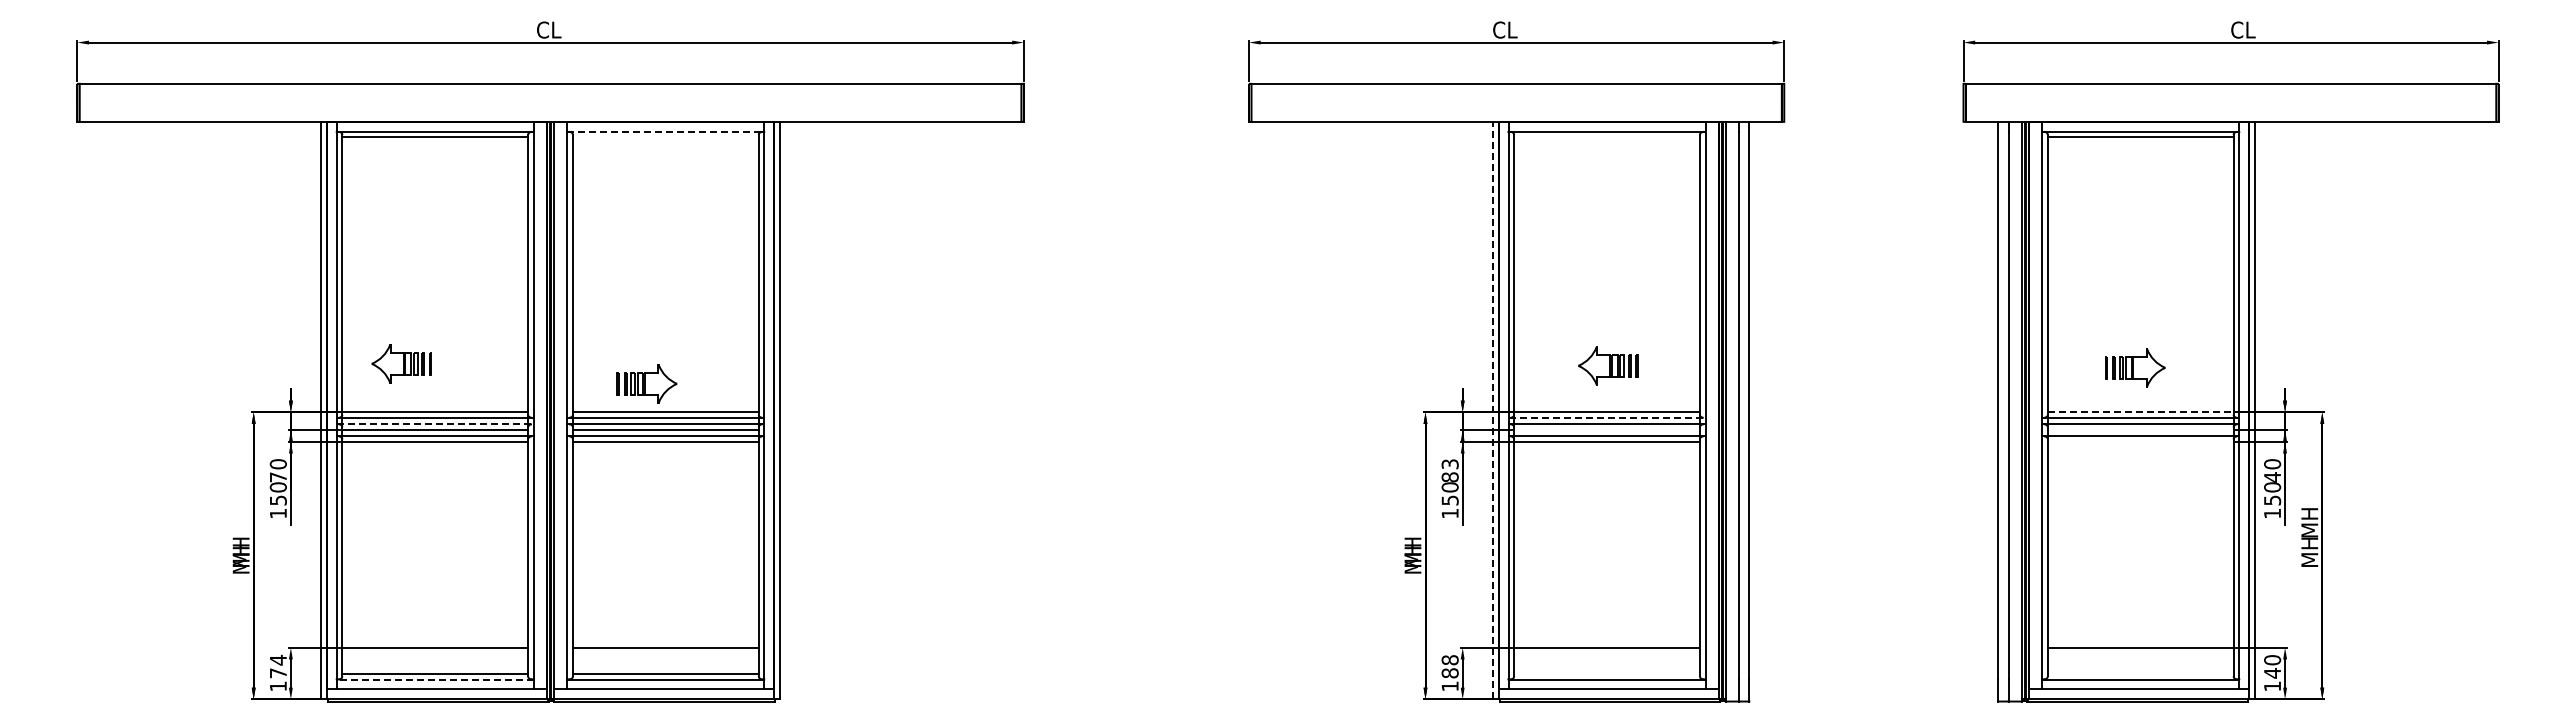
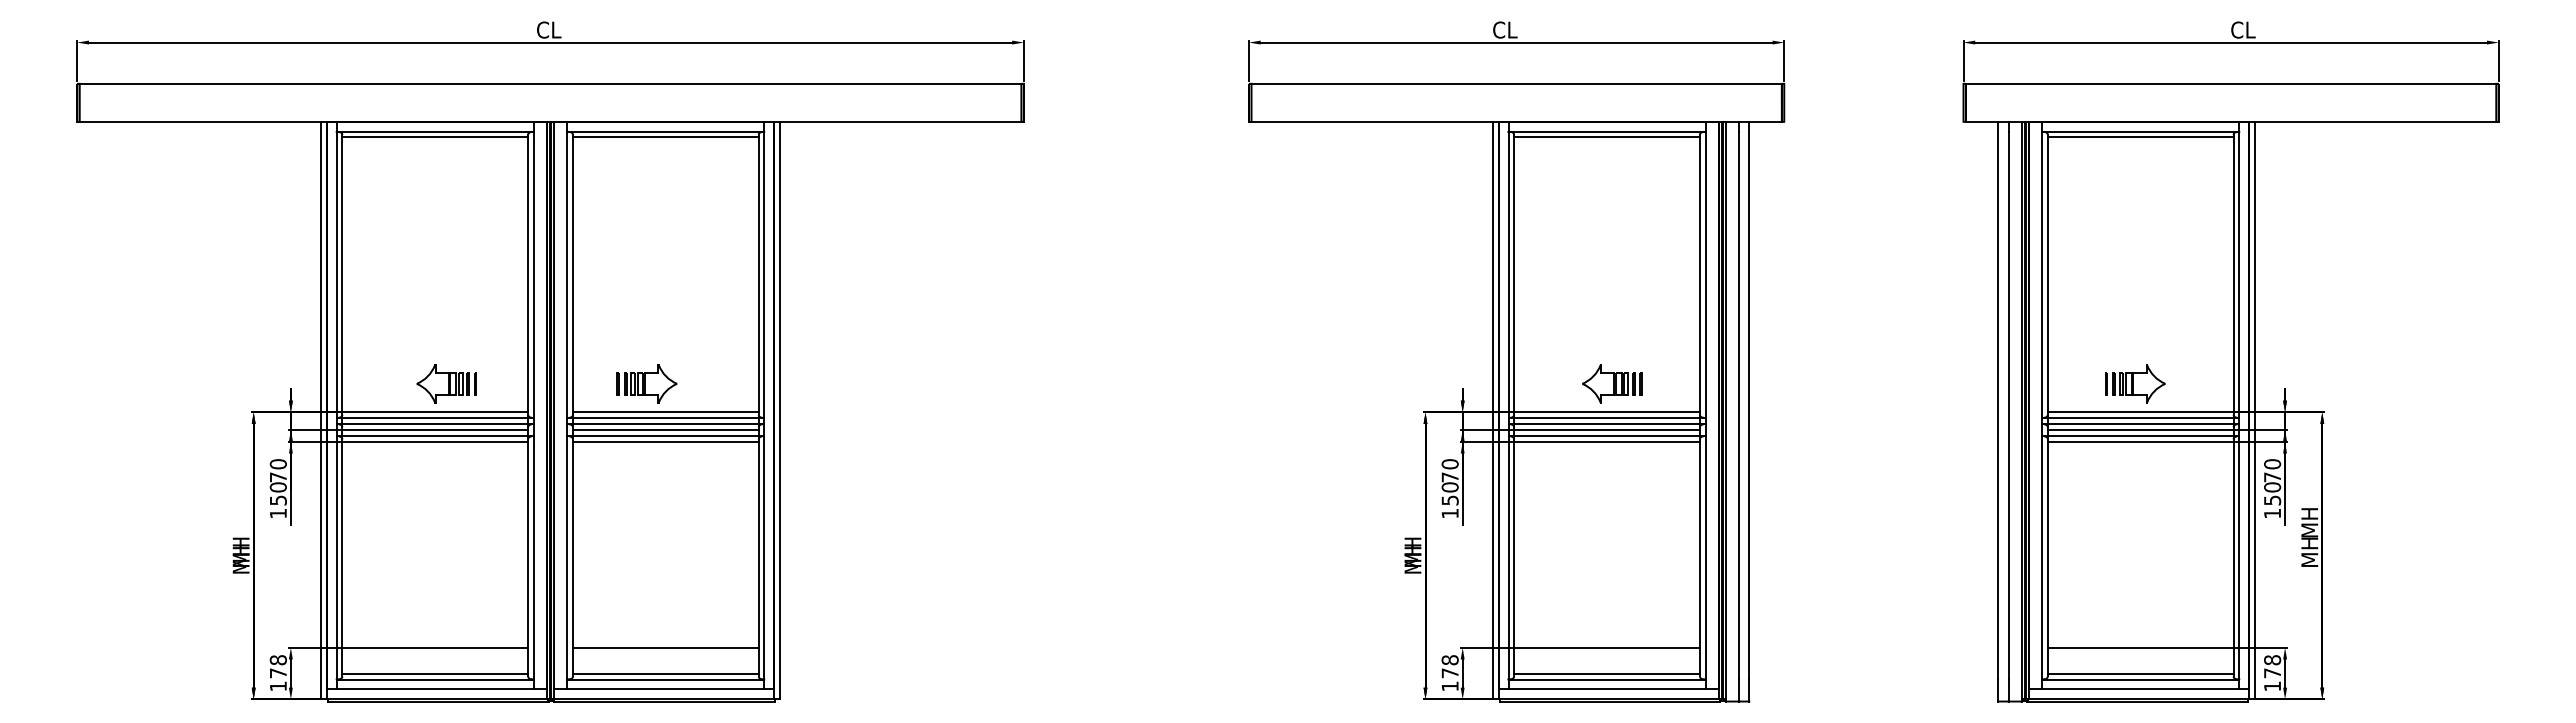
line: dashed -> solid (666, 131)
line: none -> present (665, 137)
line: none -> present (1606, 137)
part position: (401, 363) -> (446, 383) (446, 383)
part position: (1608, 365) -> (1612, 383) (1612, 383)
part position: (2135, 367) -> (2135, 383) (2135, 383)
line: dashed -> solid (1493, 410)
line: dashed -> solid (2140, 412)
line: dashed -> solid (1607, 417)
line: dashed -> solid (435, 424)
line: none -> present (1606, 429)
line: none -> present (2140, 429)
line: none -> present (2140, 441)
text: 83 -> 70 (1449, 470)
text: 40 -> 70 (2272, 477)
text: 174 -> 178 (277, 659)
text: 140 -> 178 (2272, 666)
text: 188 -> 178 (1449, 673)
line: none -> present (1606, 673)
line: none -> present (2140, 673)
line: dashed -> solid (434, 679)
